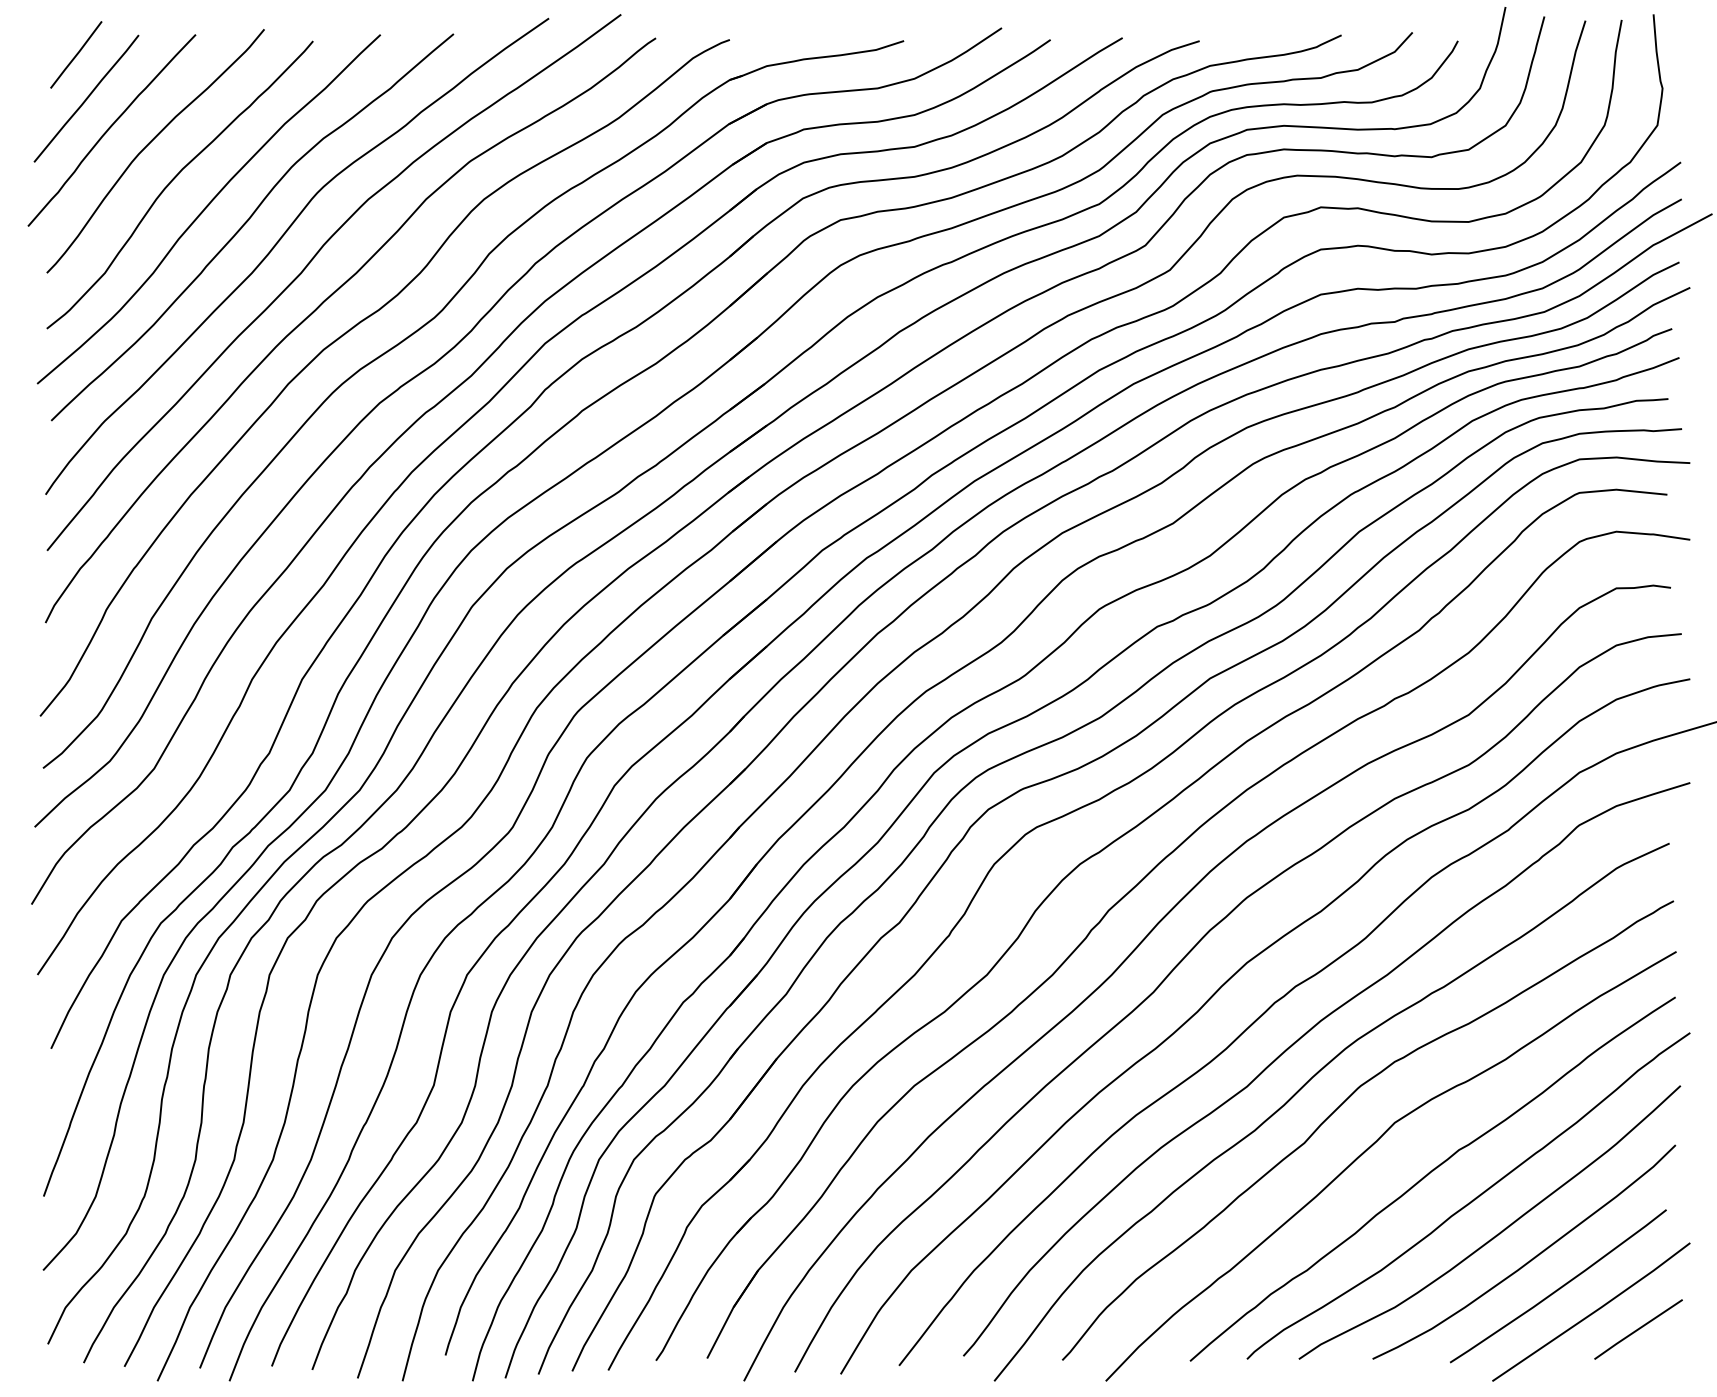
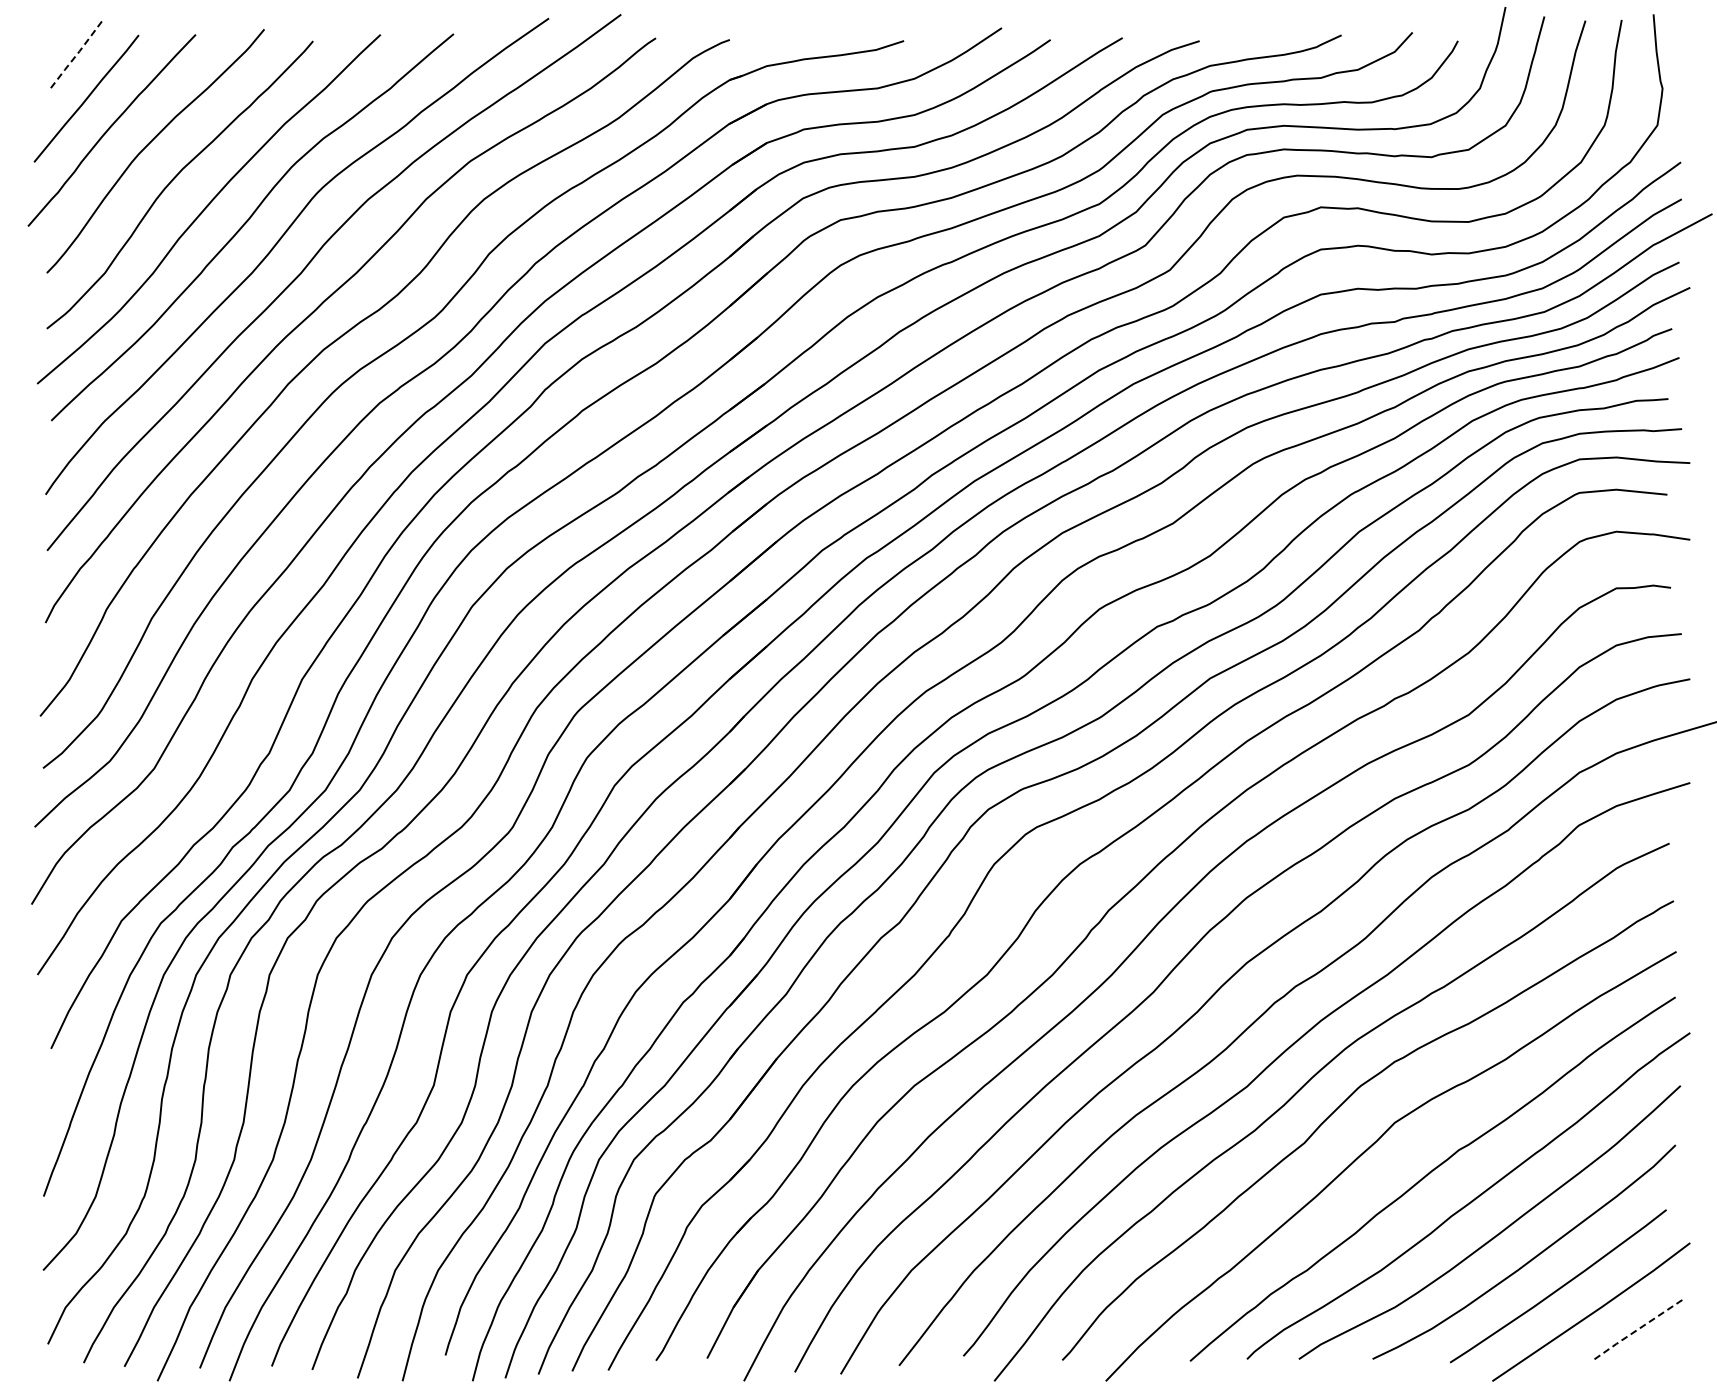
line: solid -> dashed (76, 55)
line: solid -> dashed (1637, 1329)
